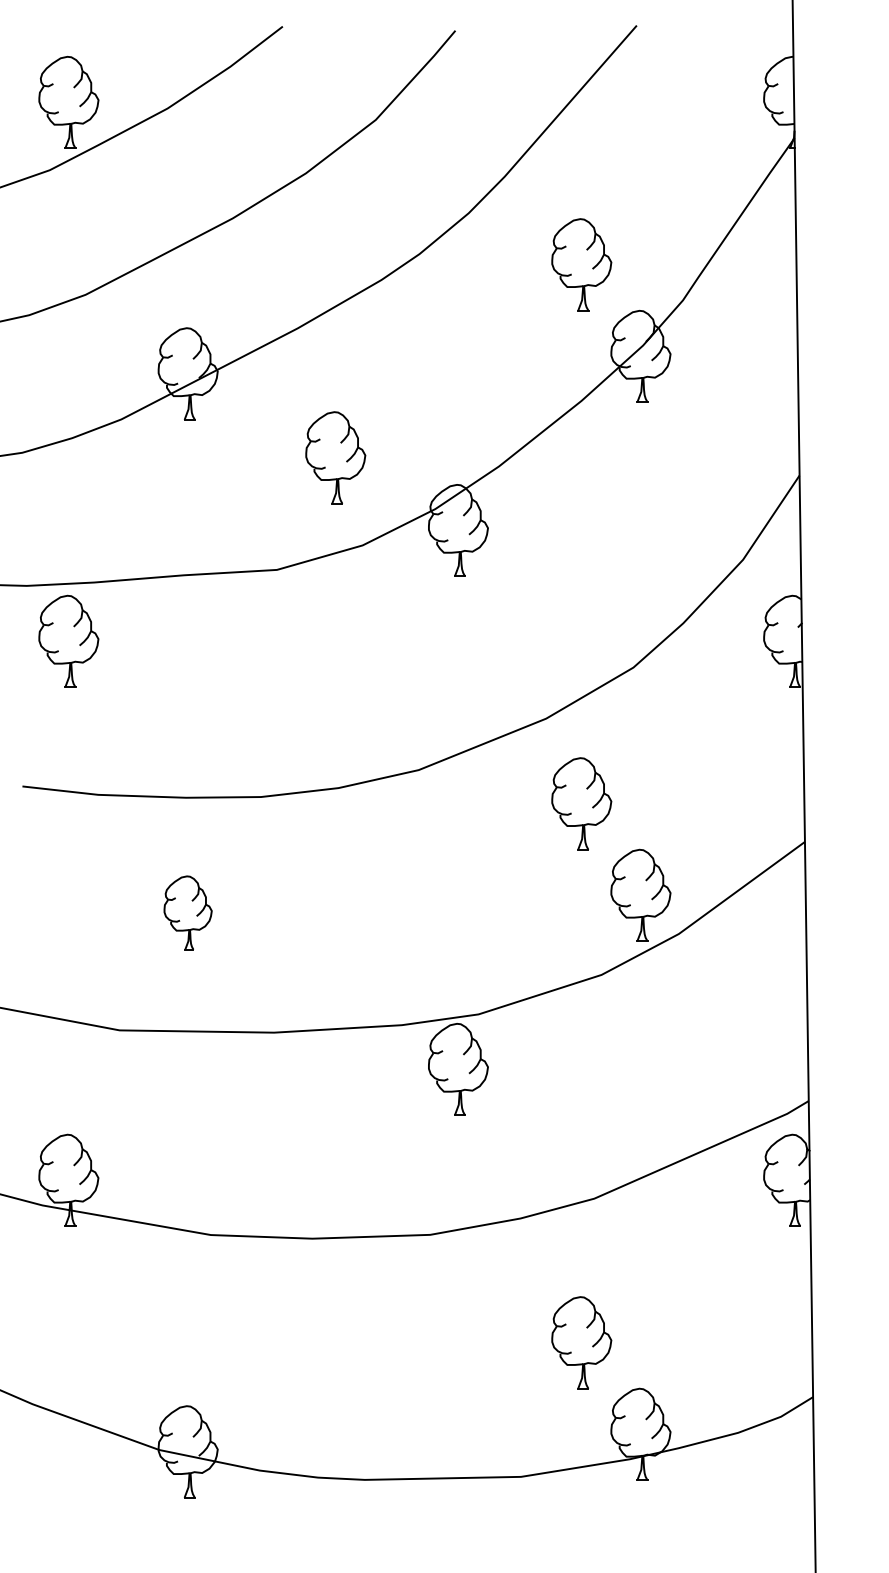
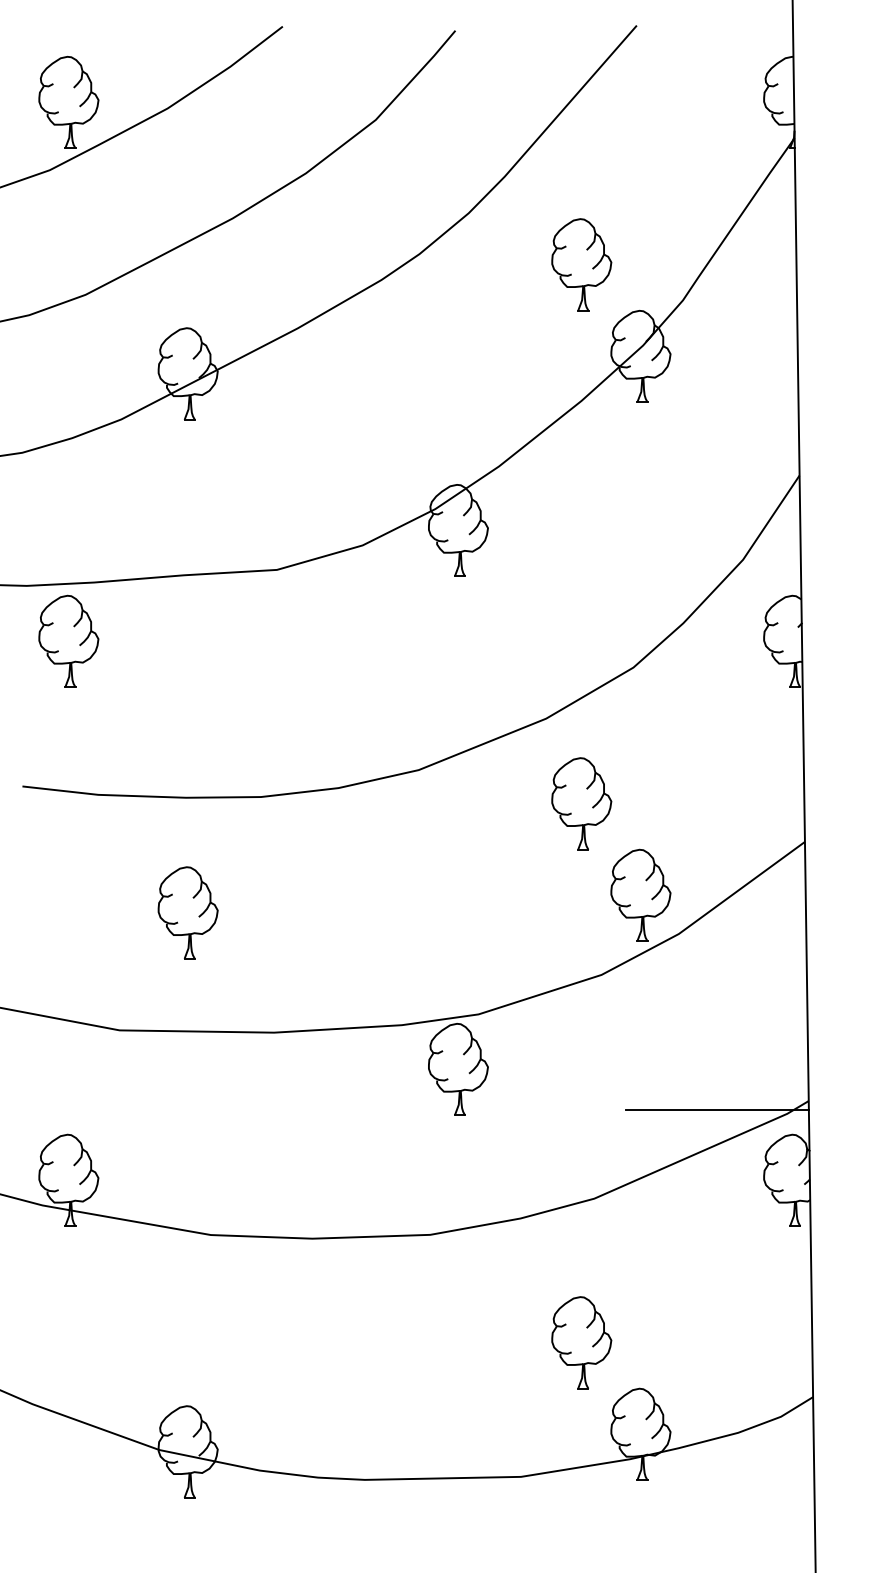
part: present -> none (335, 457)
part size: 50x76 px -> 62x94 px (187, 912)
line: none -> present (717, 1109)
